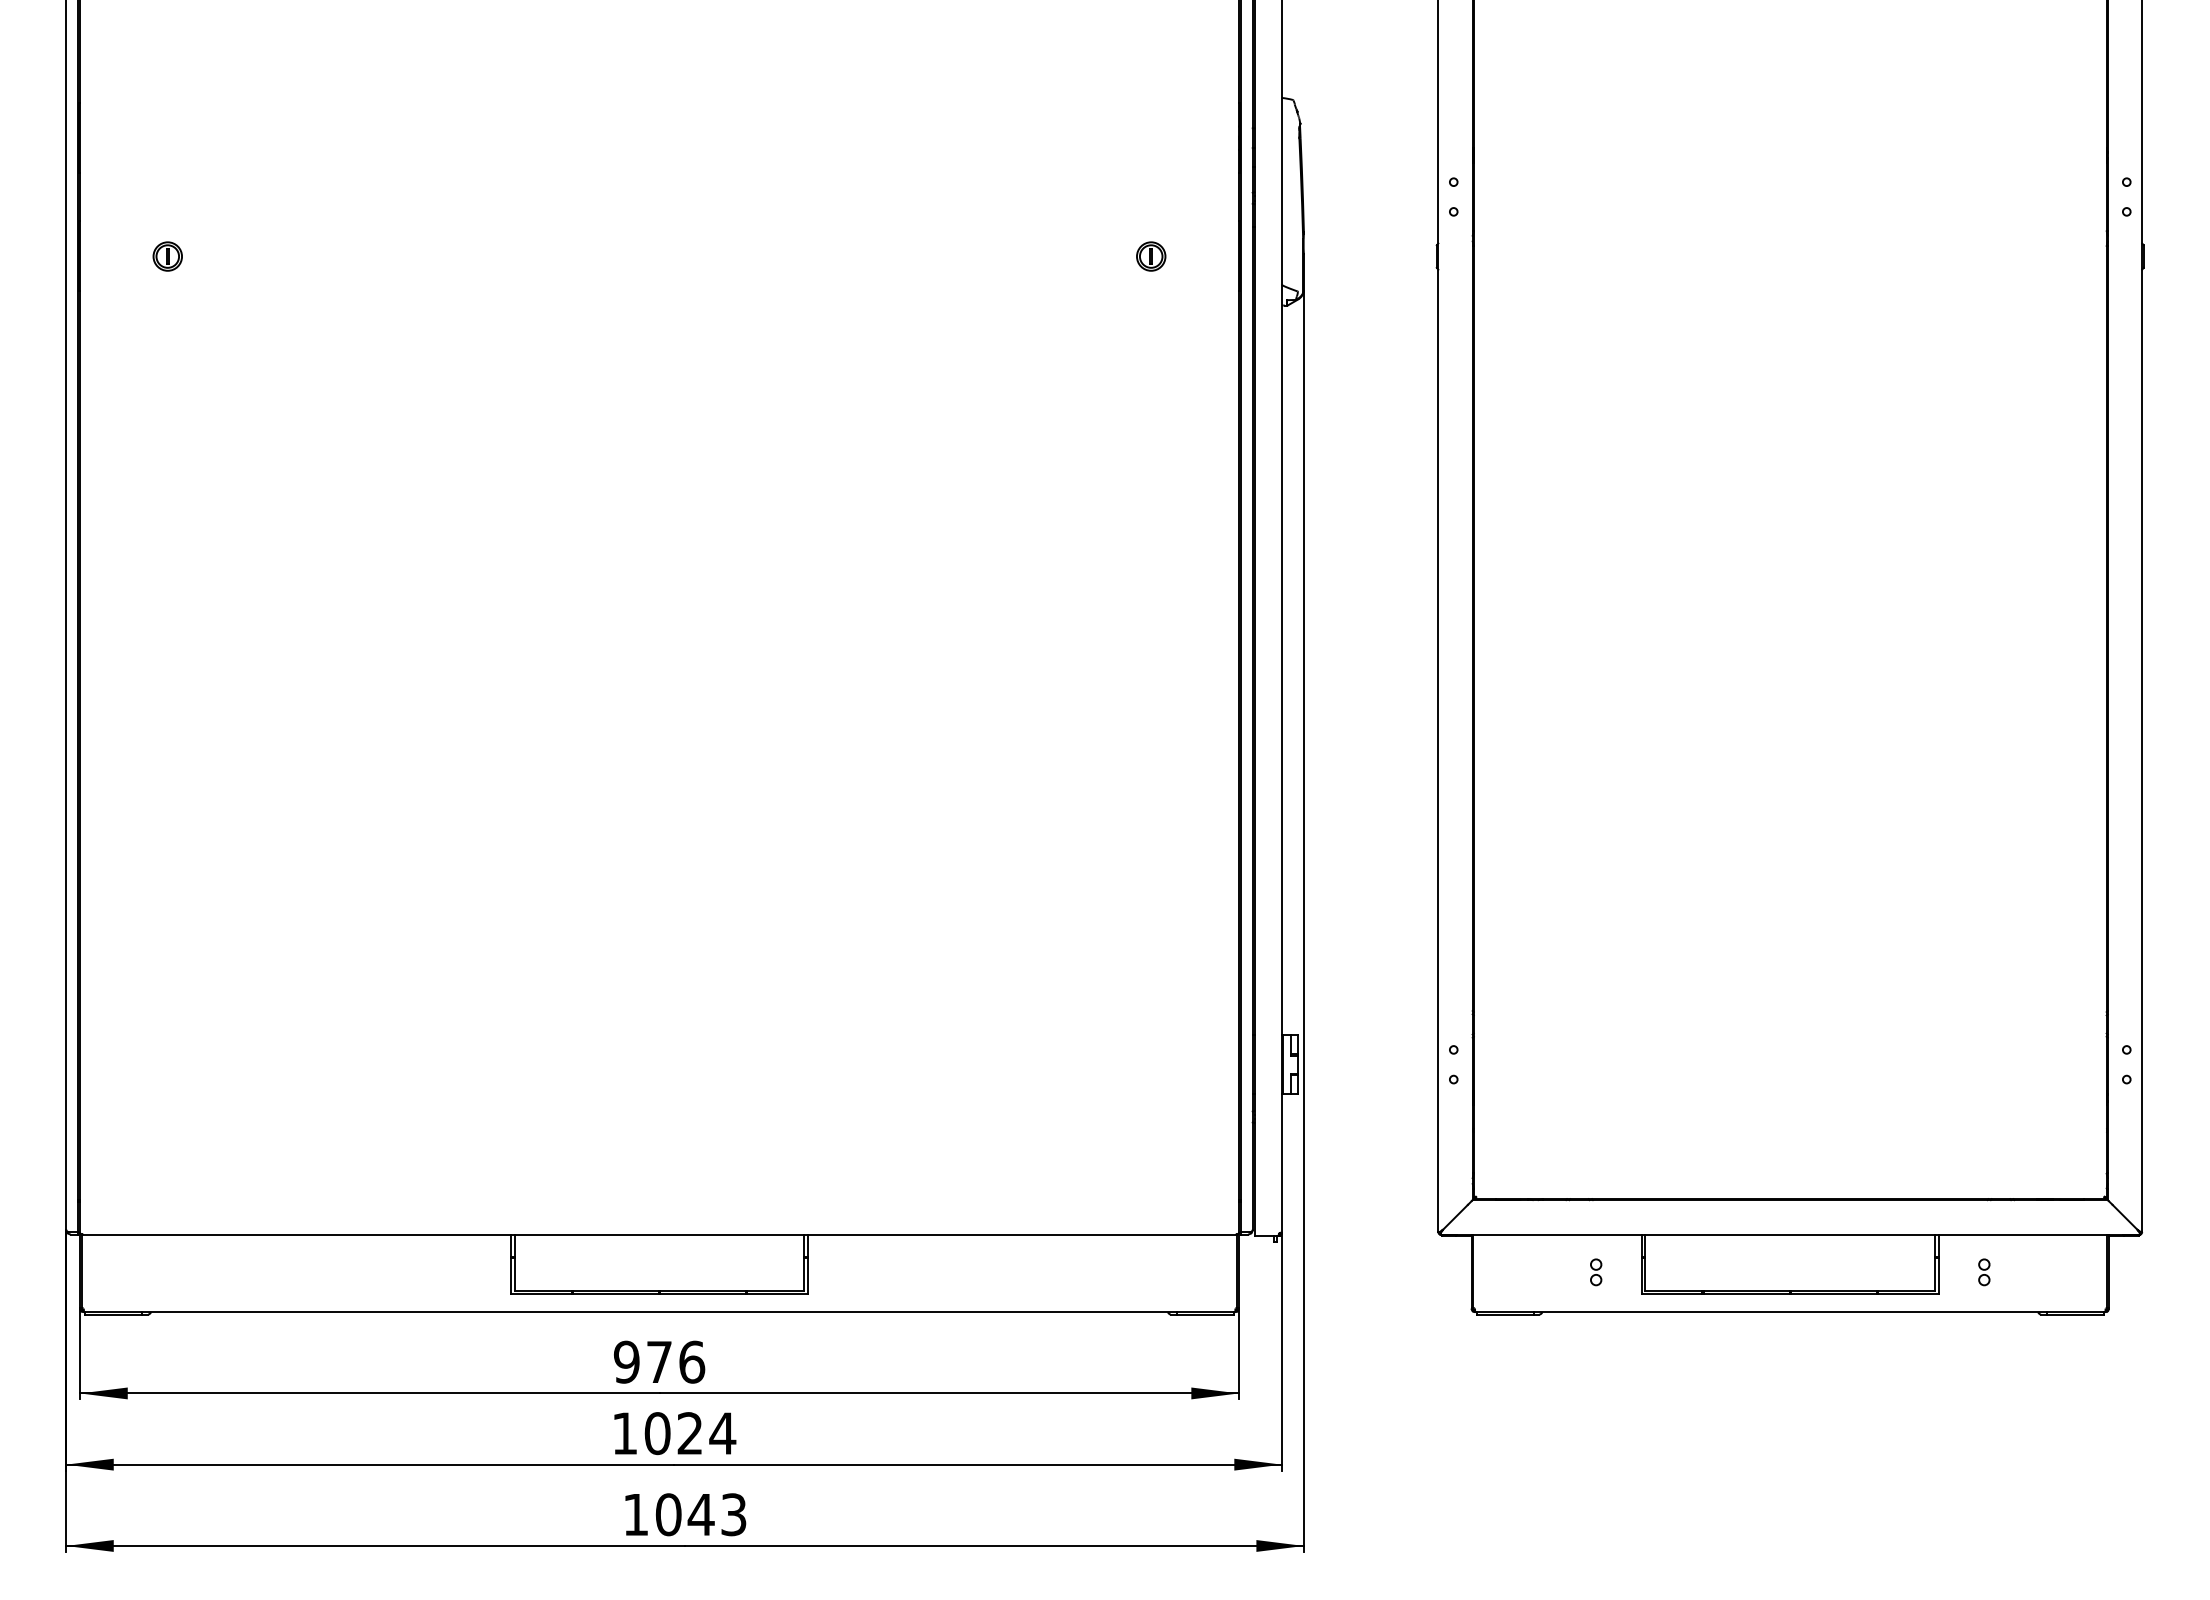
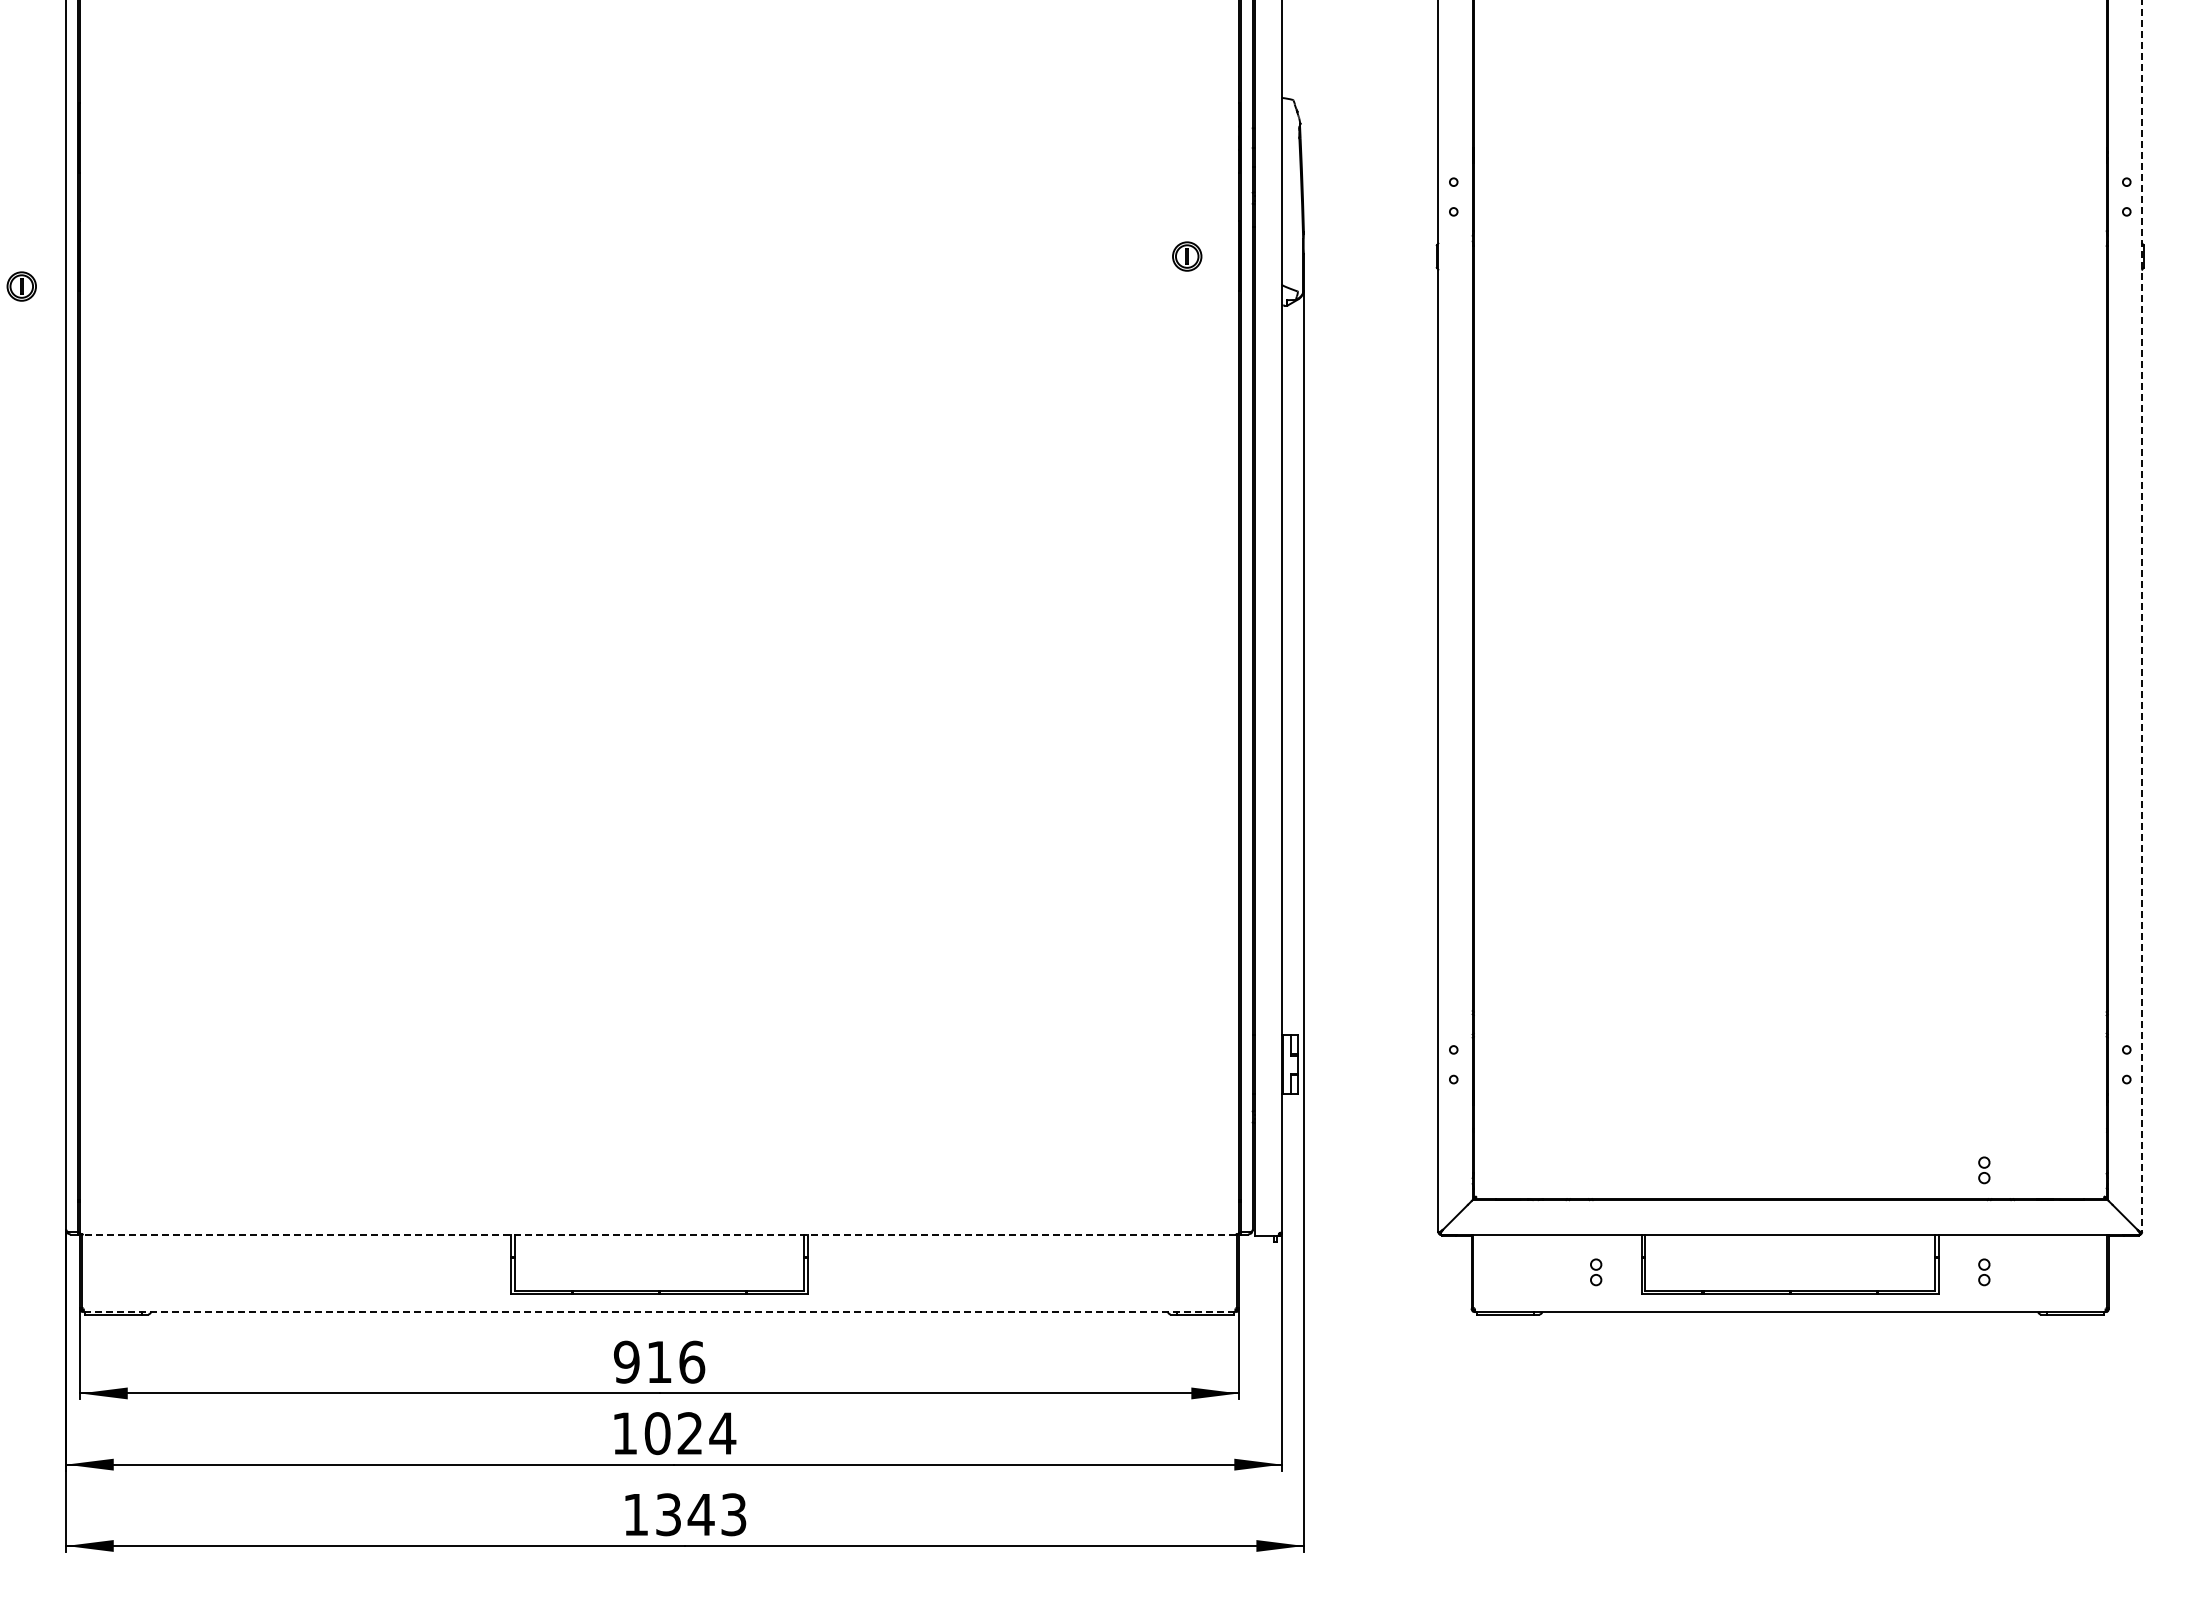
part position: (167, 256) -> (21, 286) (21, 286)
part position: (1151, 256) -> (1187, 256) (1187, 256)
line: solid -> dashed (2142, 616)
part: none -> present (1984, 1170)
line: solid -> dashed (659, 1234)
line: solid -> dashed (659, 1312)
text: 976 -> 916 (659, 1361)
text: 1043 -> 1343 (668, 1514)
